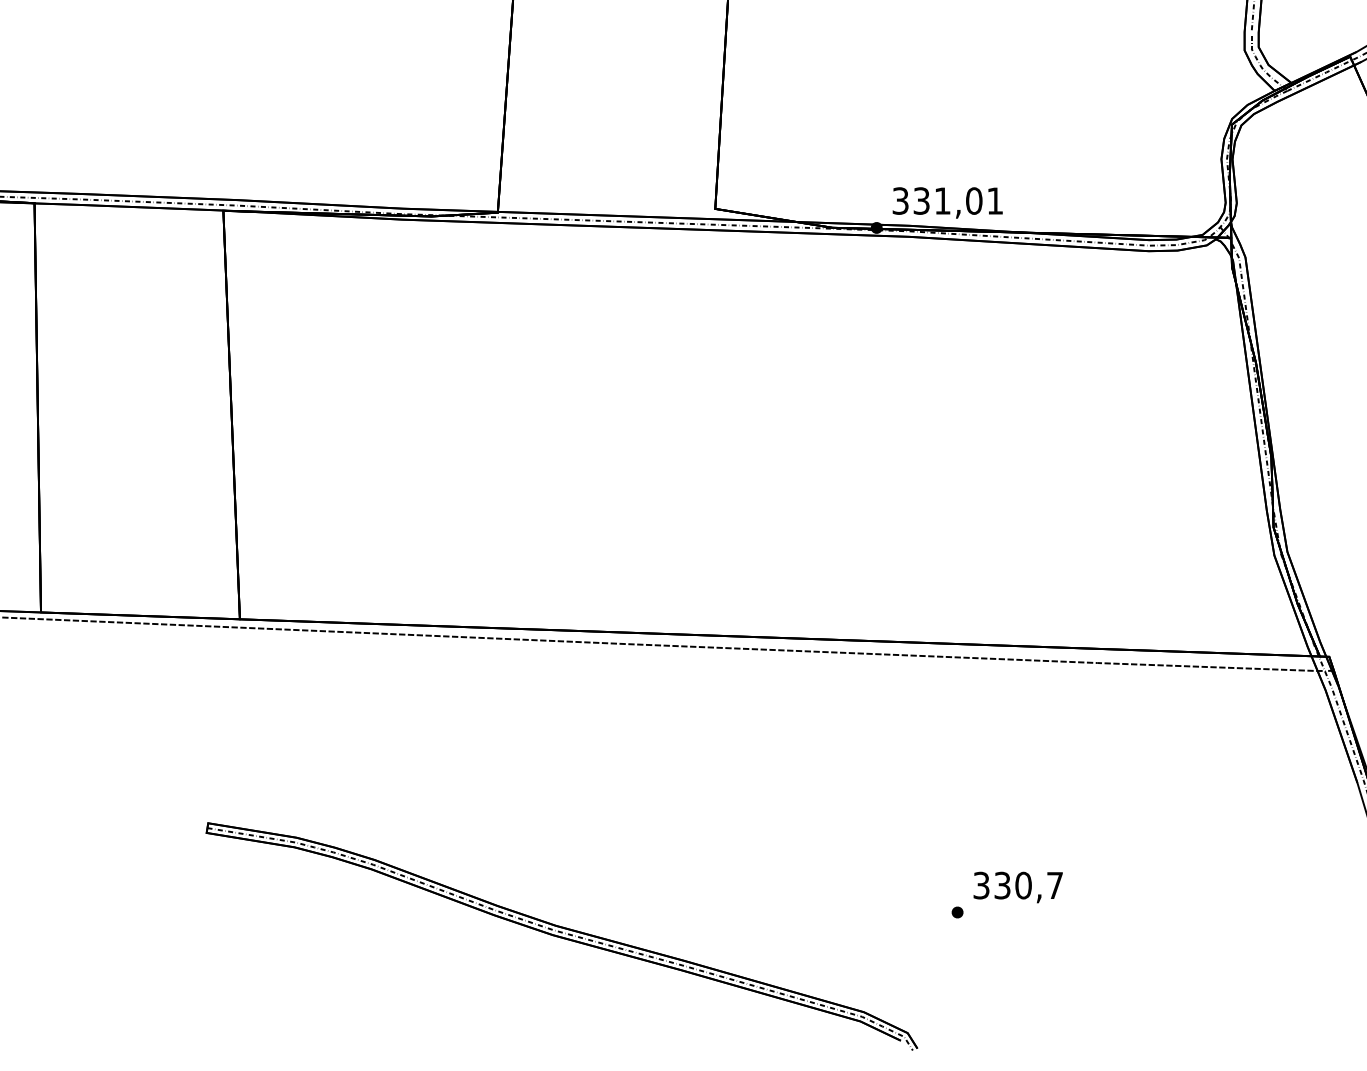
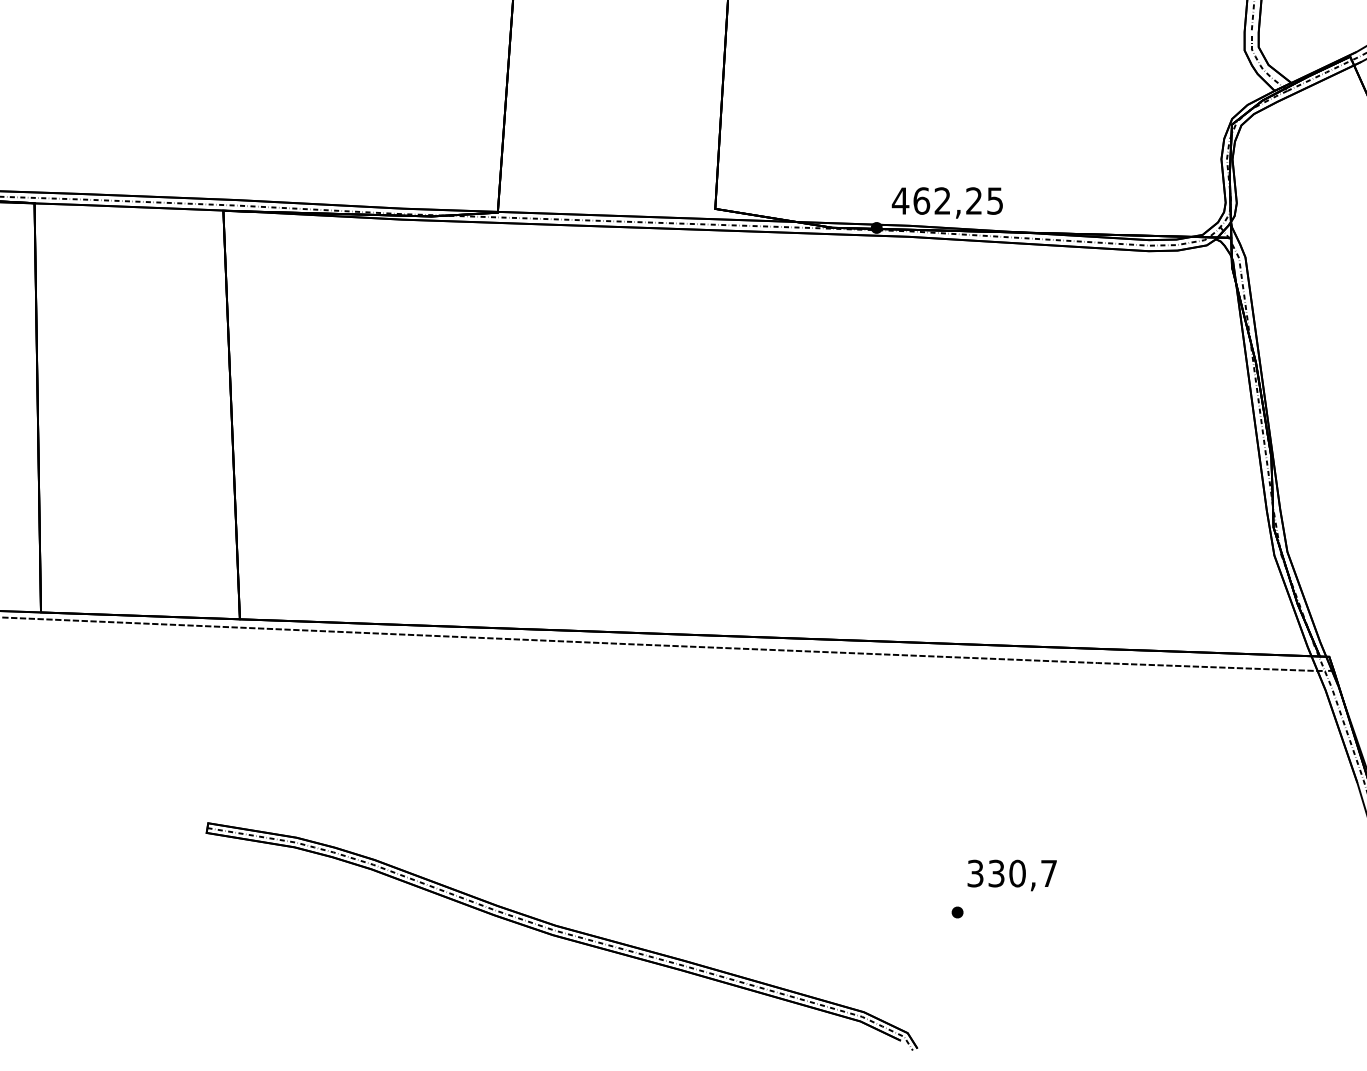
text: 331,01 -> 462,25 (946, 200)
text position: (1017, 887) -> (1011, 875) (1011, 875)
